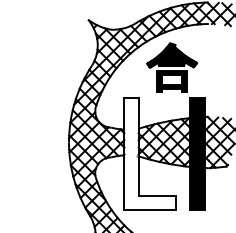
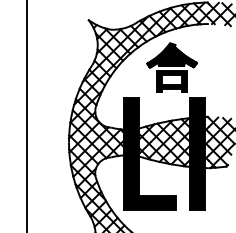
line: none -> present (27, 115)
fill: none -> present (149, 153)
